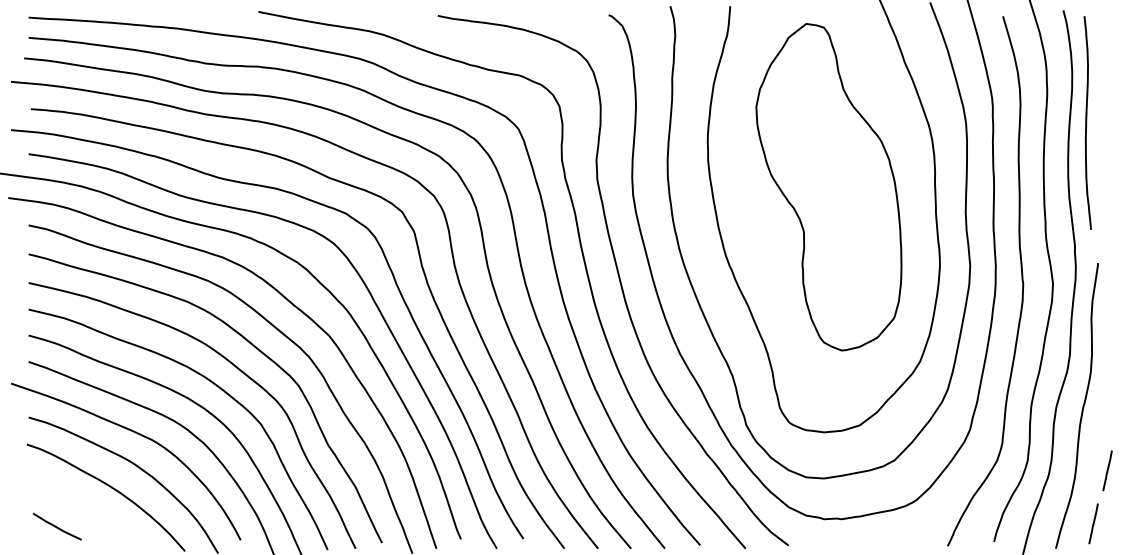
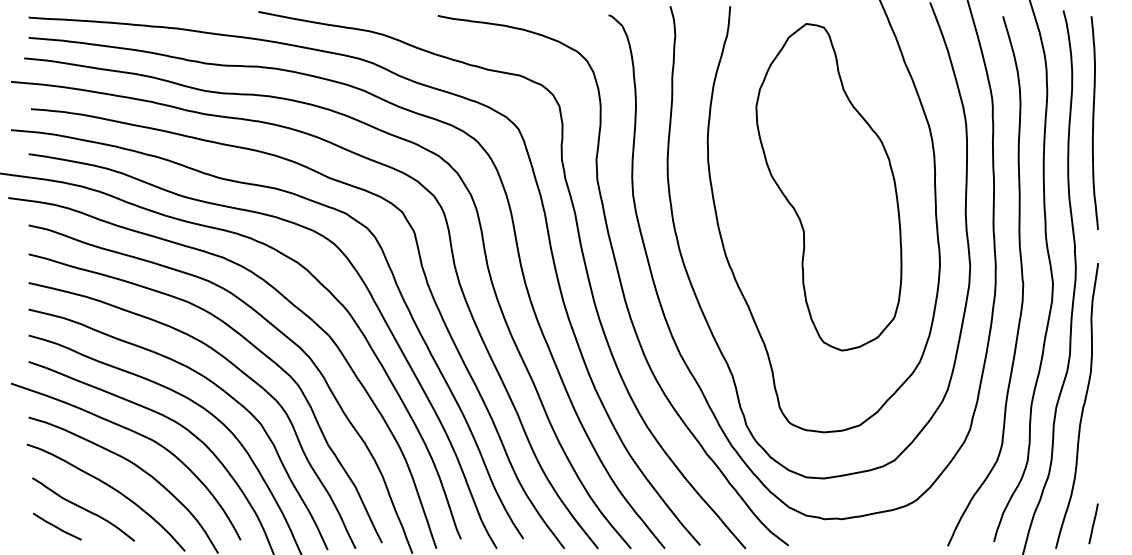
curve position: (1087, 122) -> (1094, 122) (1094, 122)
line: present -> none (1107, 470)
curve: none -> present (83, 509)
